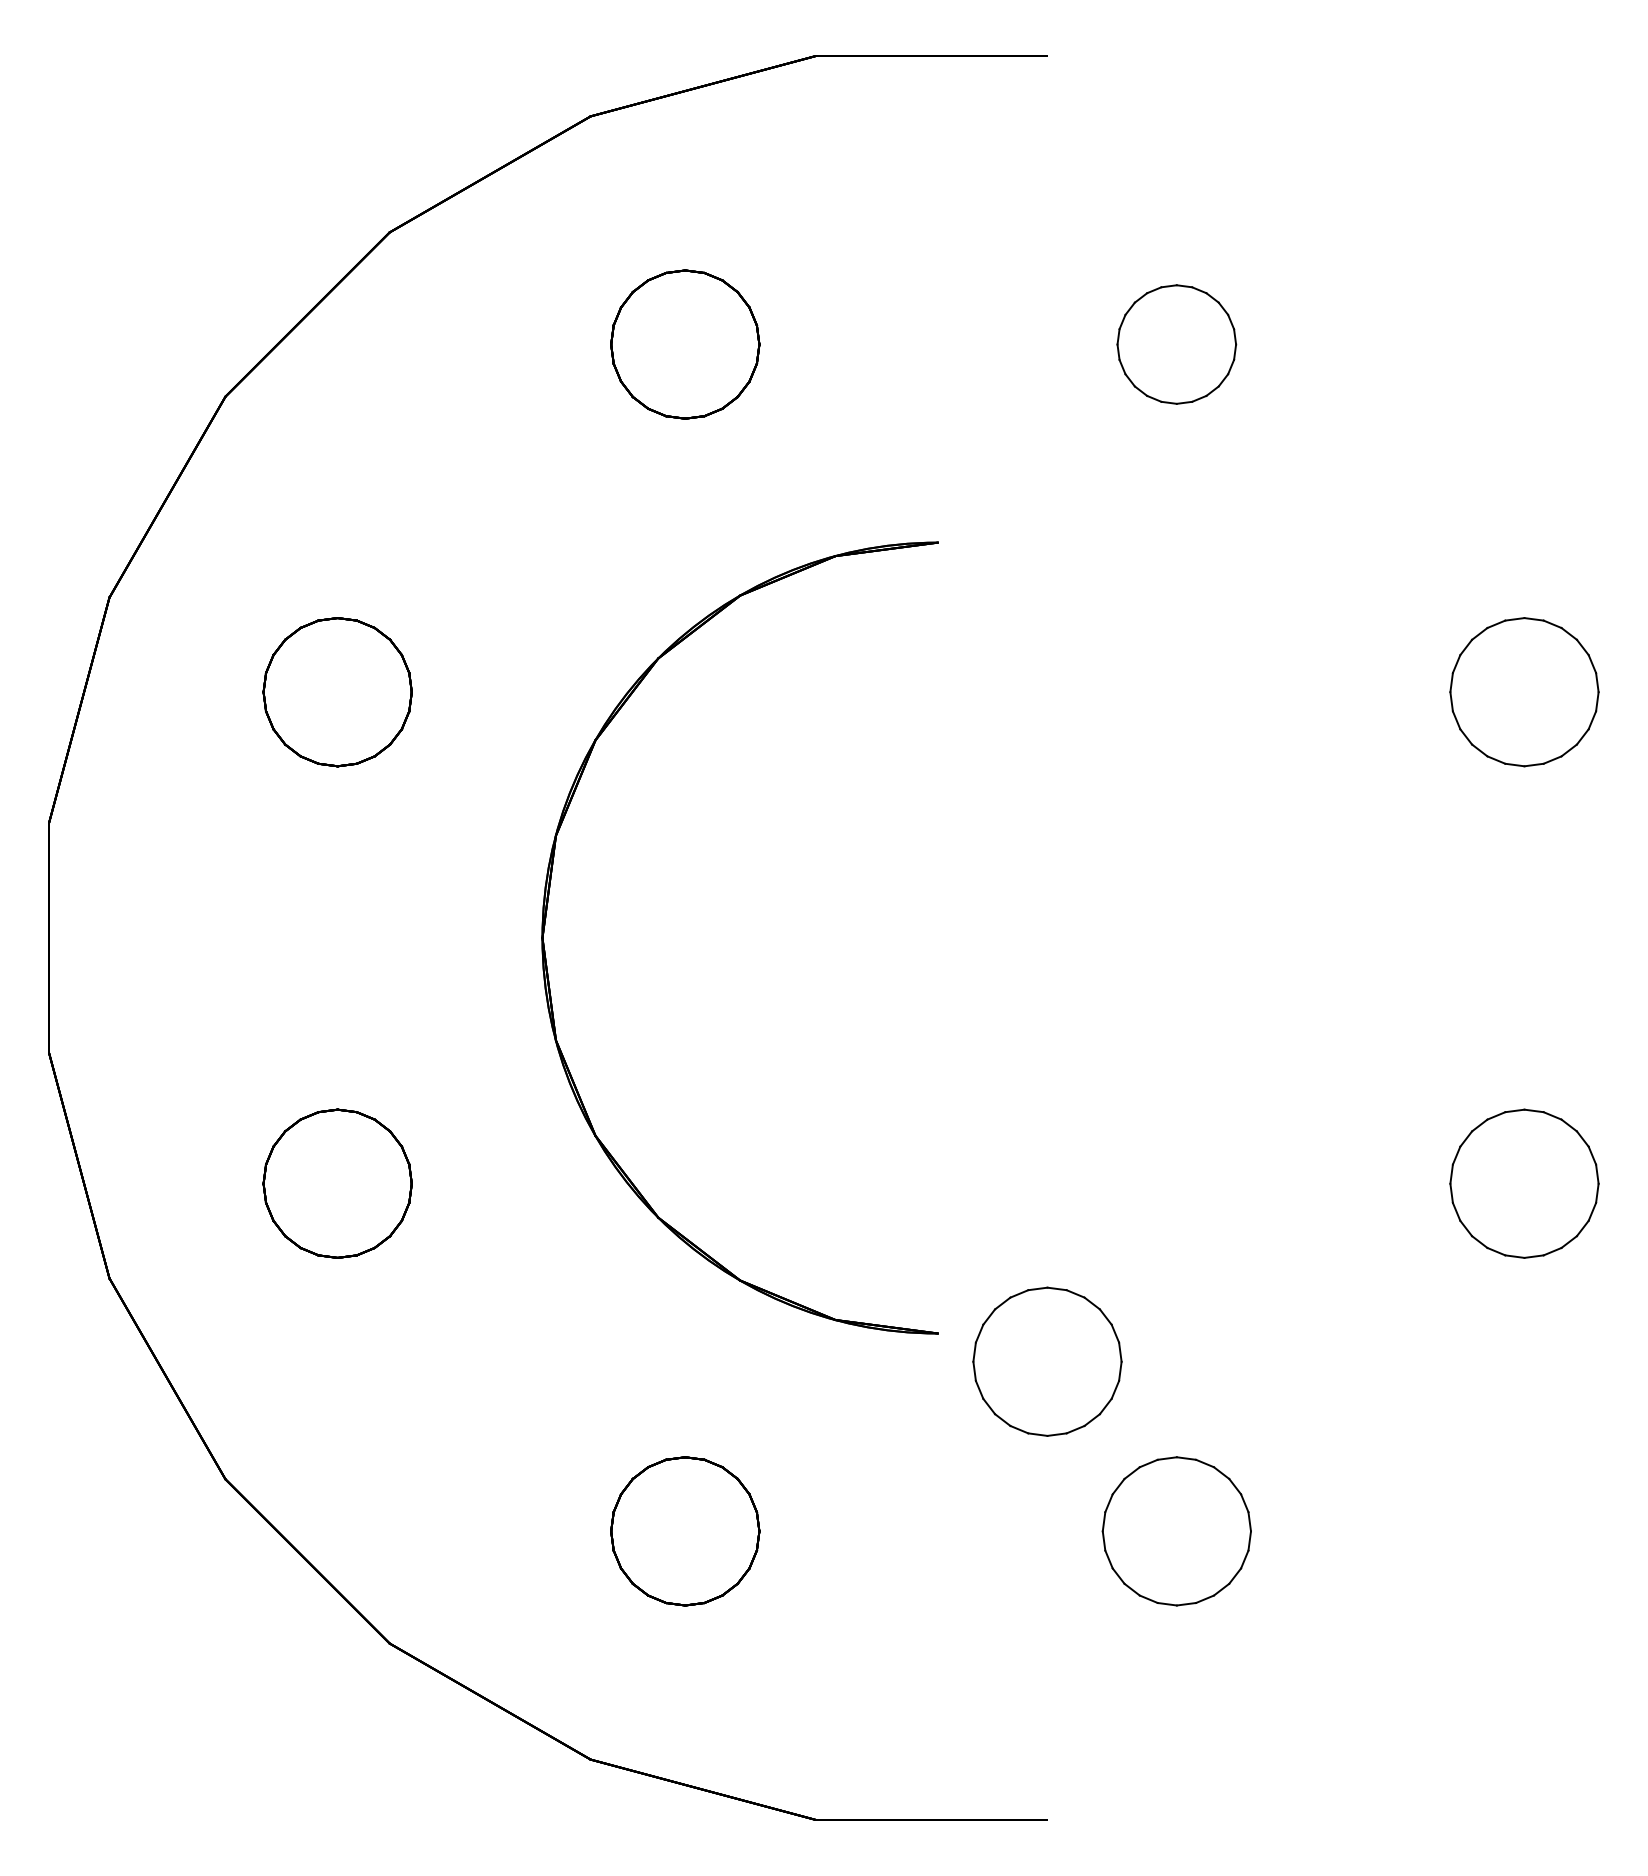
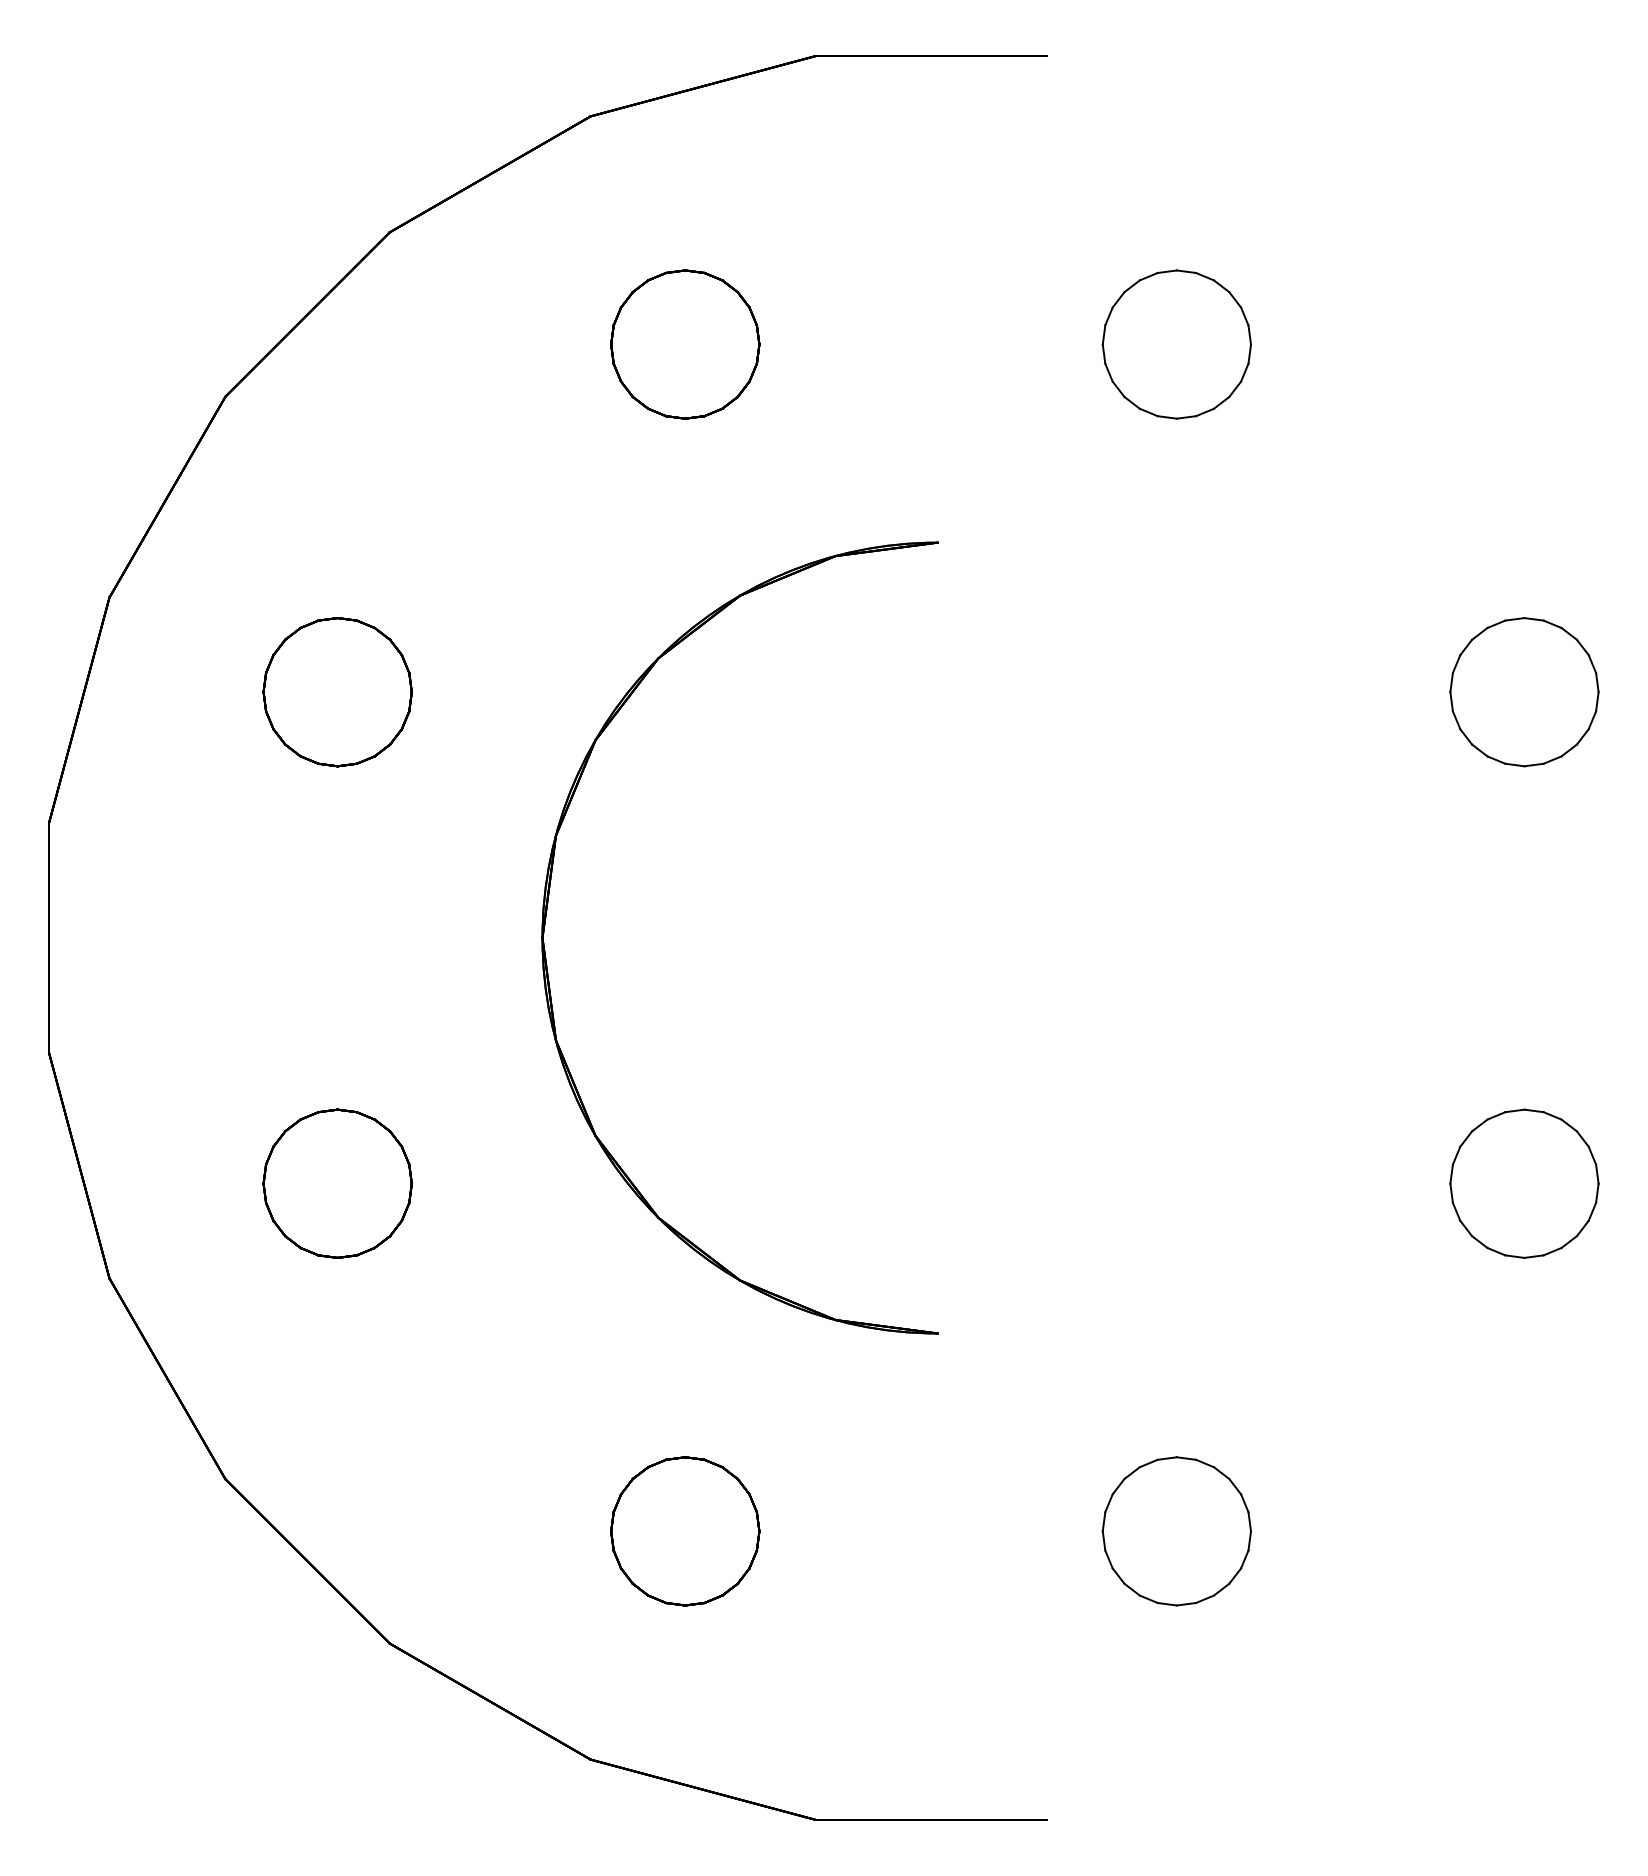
part size: 122x121 px -> 151x151 px (1176, 344)
part: present -> none (1047, 1361)
